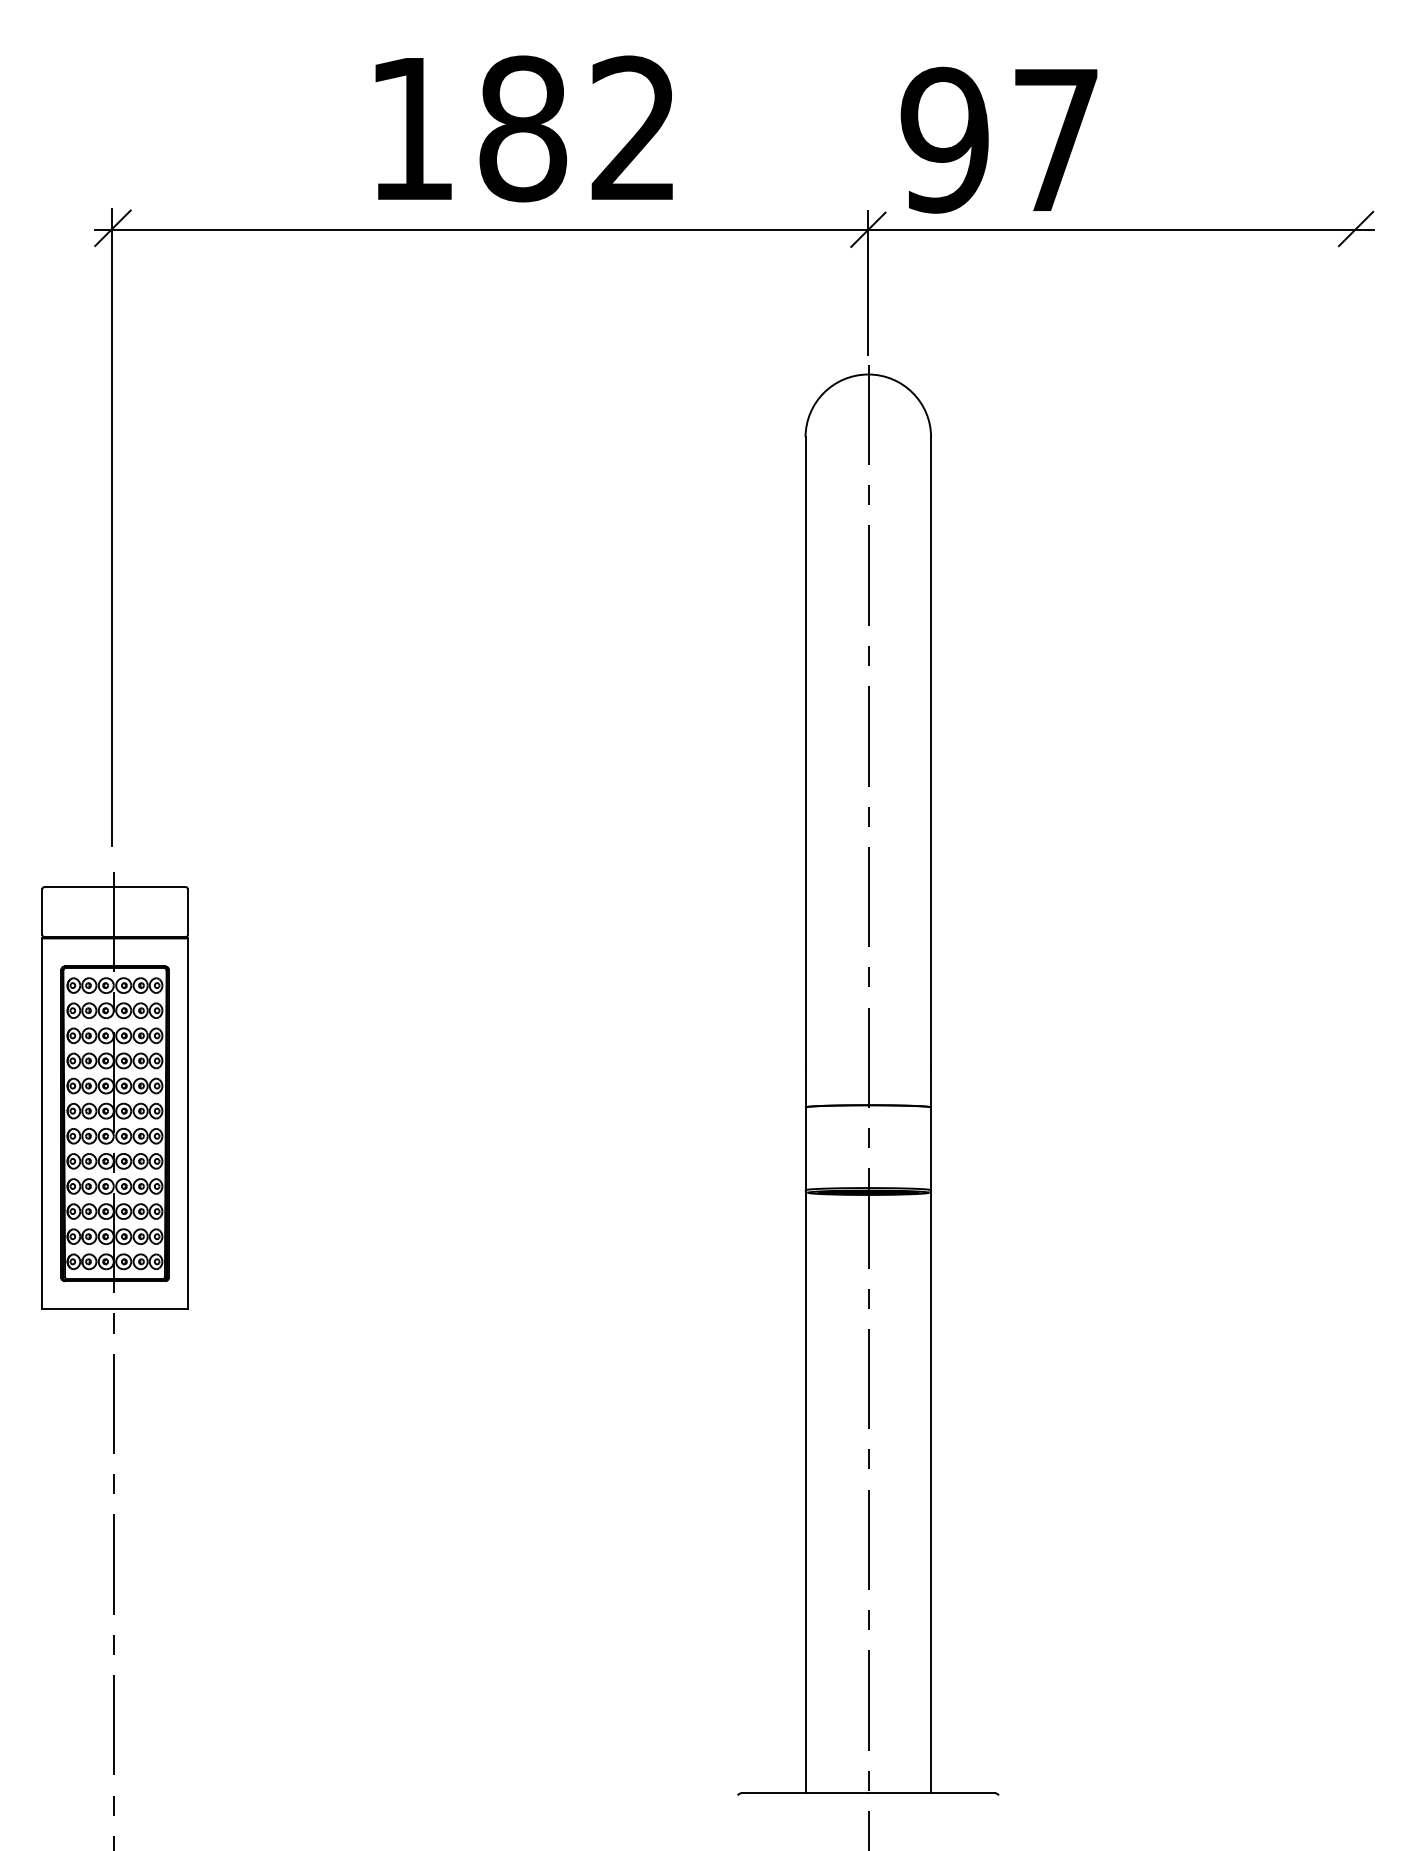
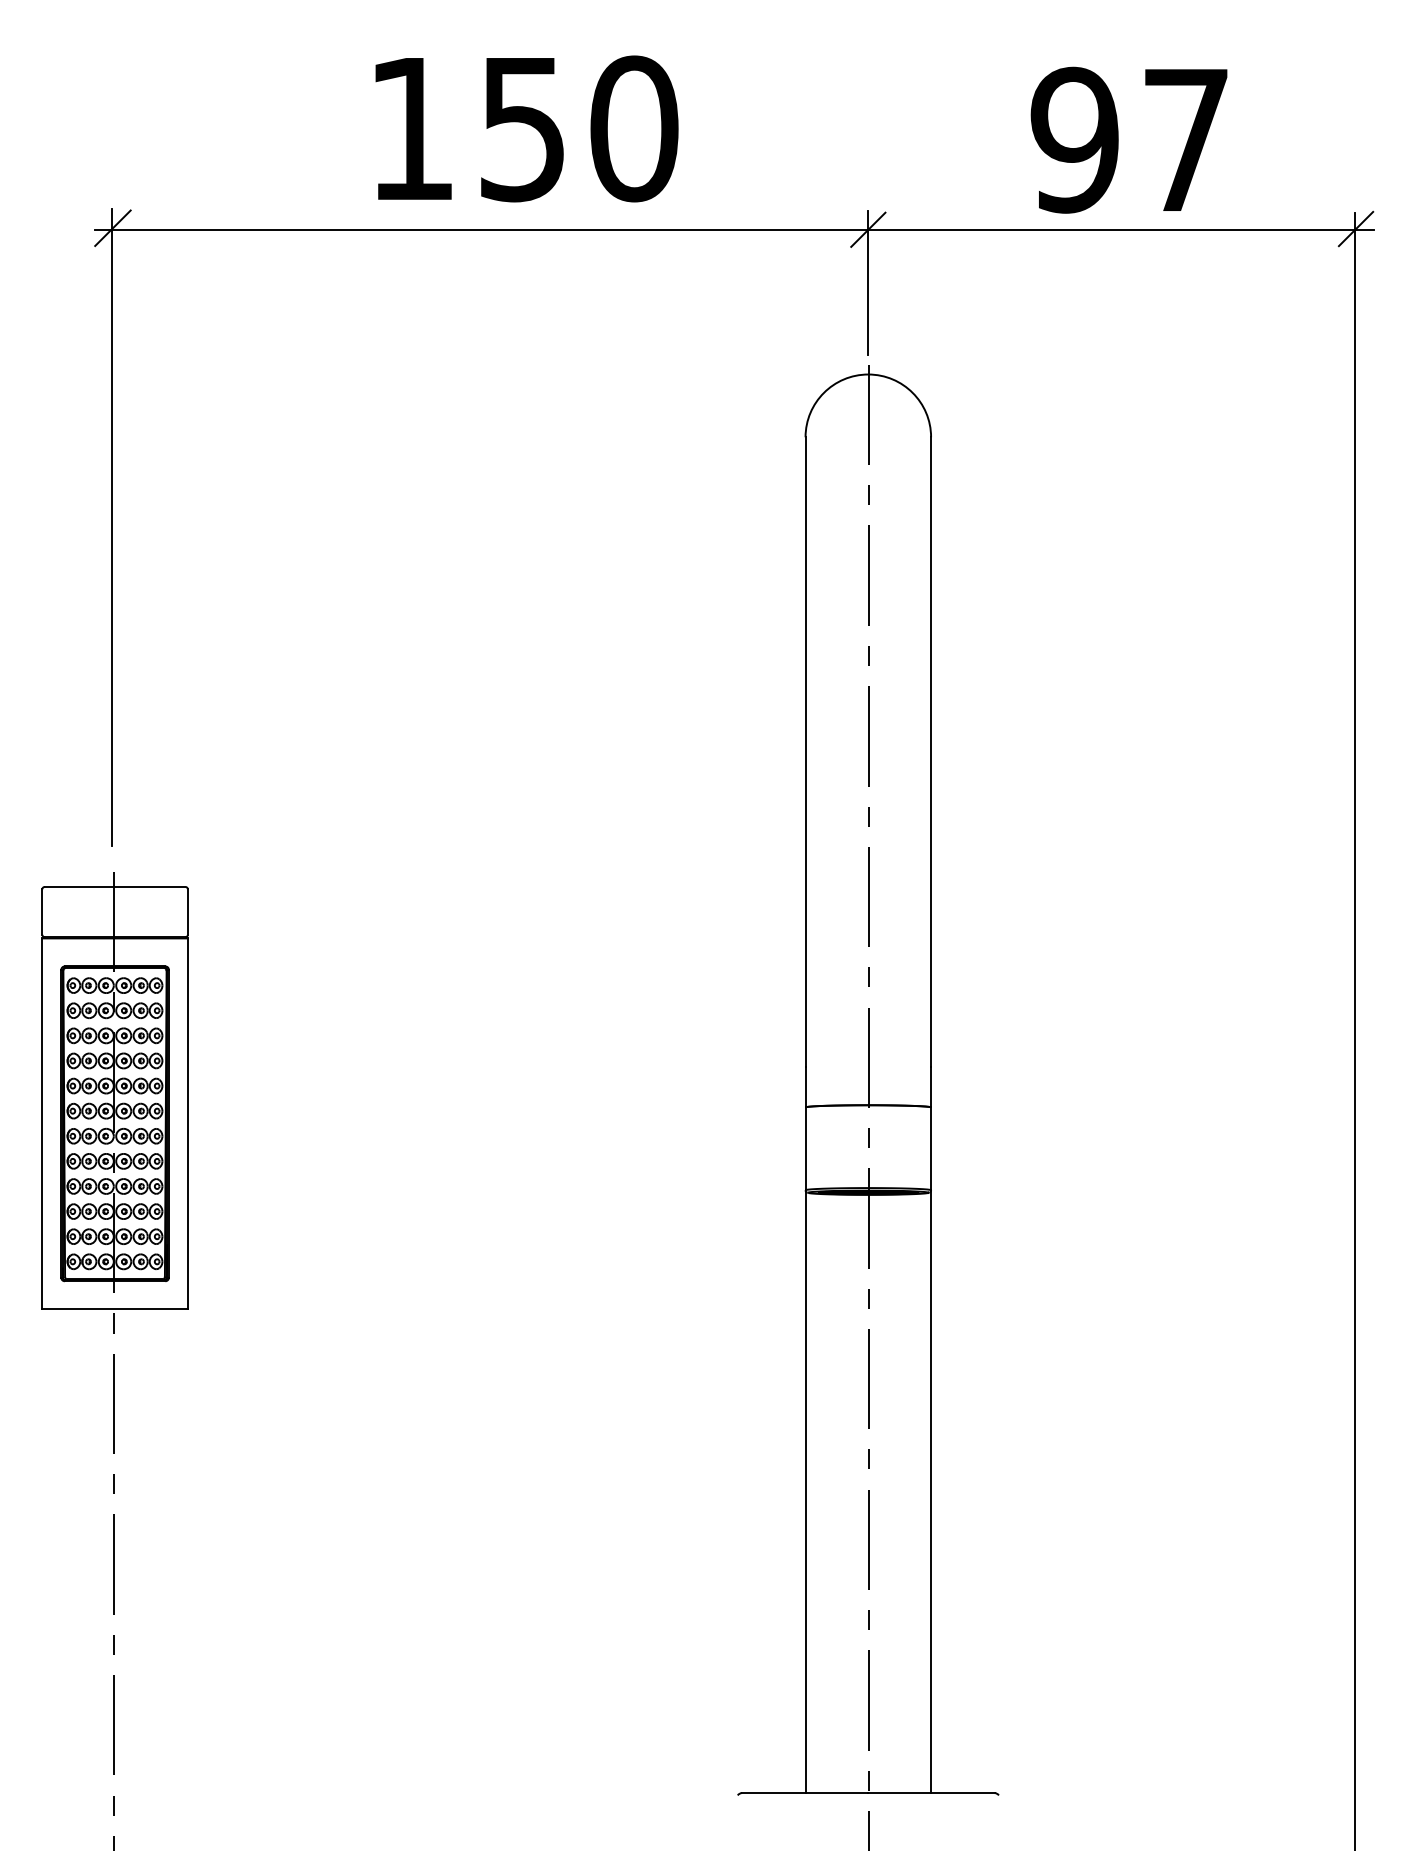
text: 182 -> 150 (578, 128)
text position: (998, 139) -> (1128, 139) (1128, 139)
line: none -> present (1355, 1029)
